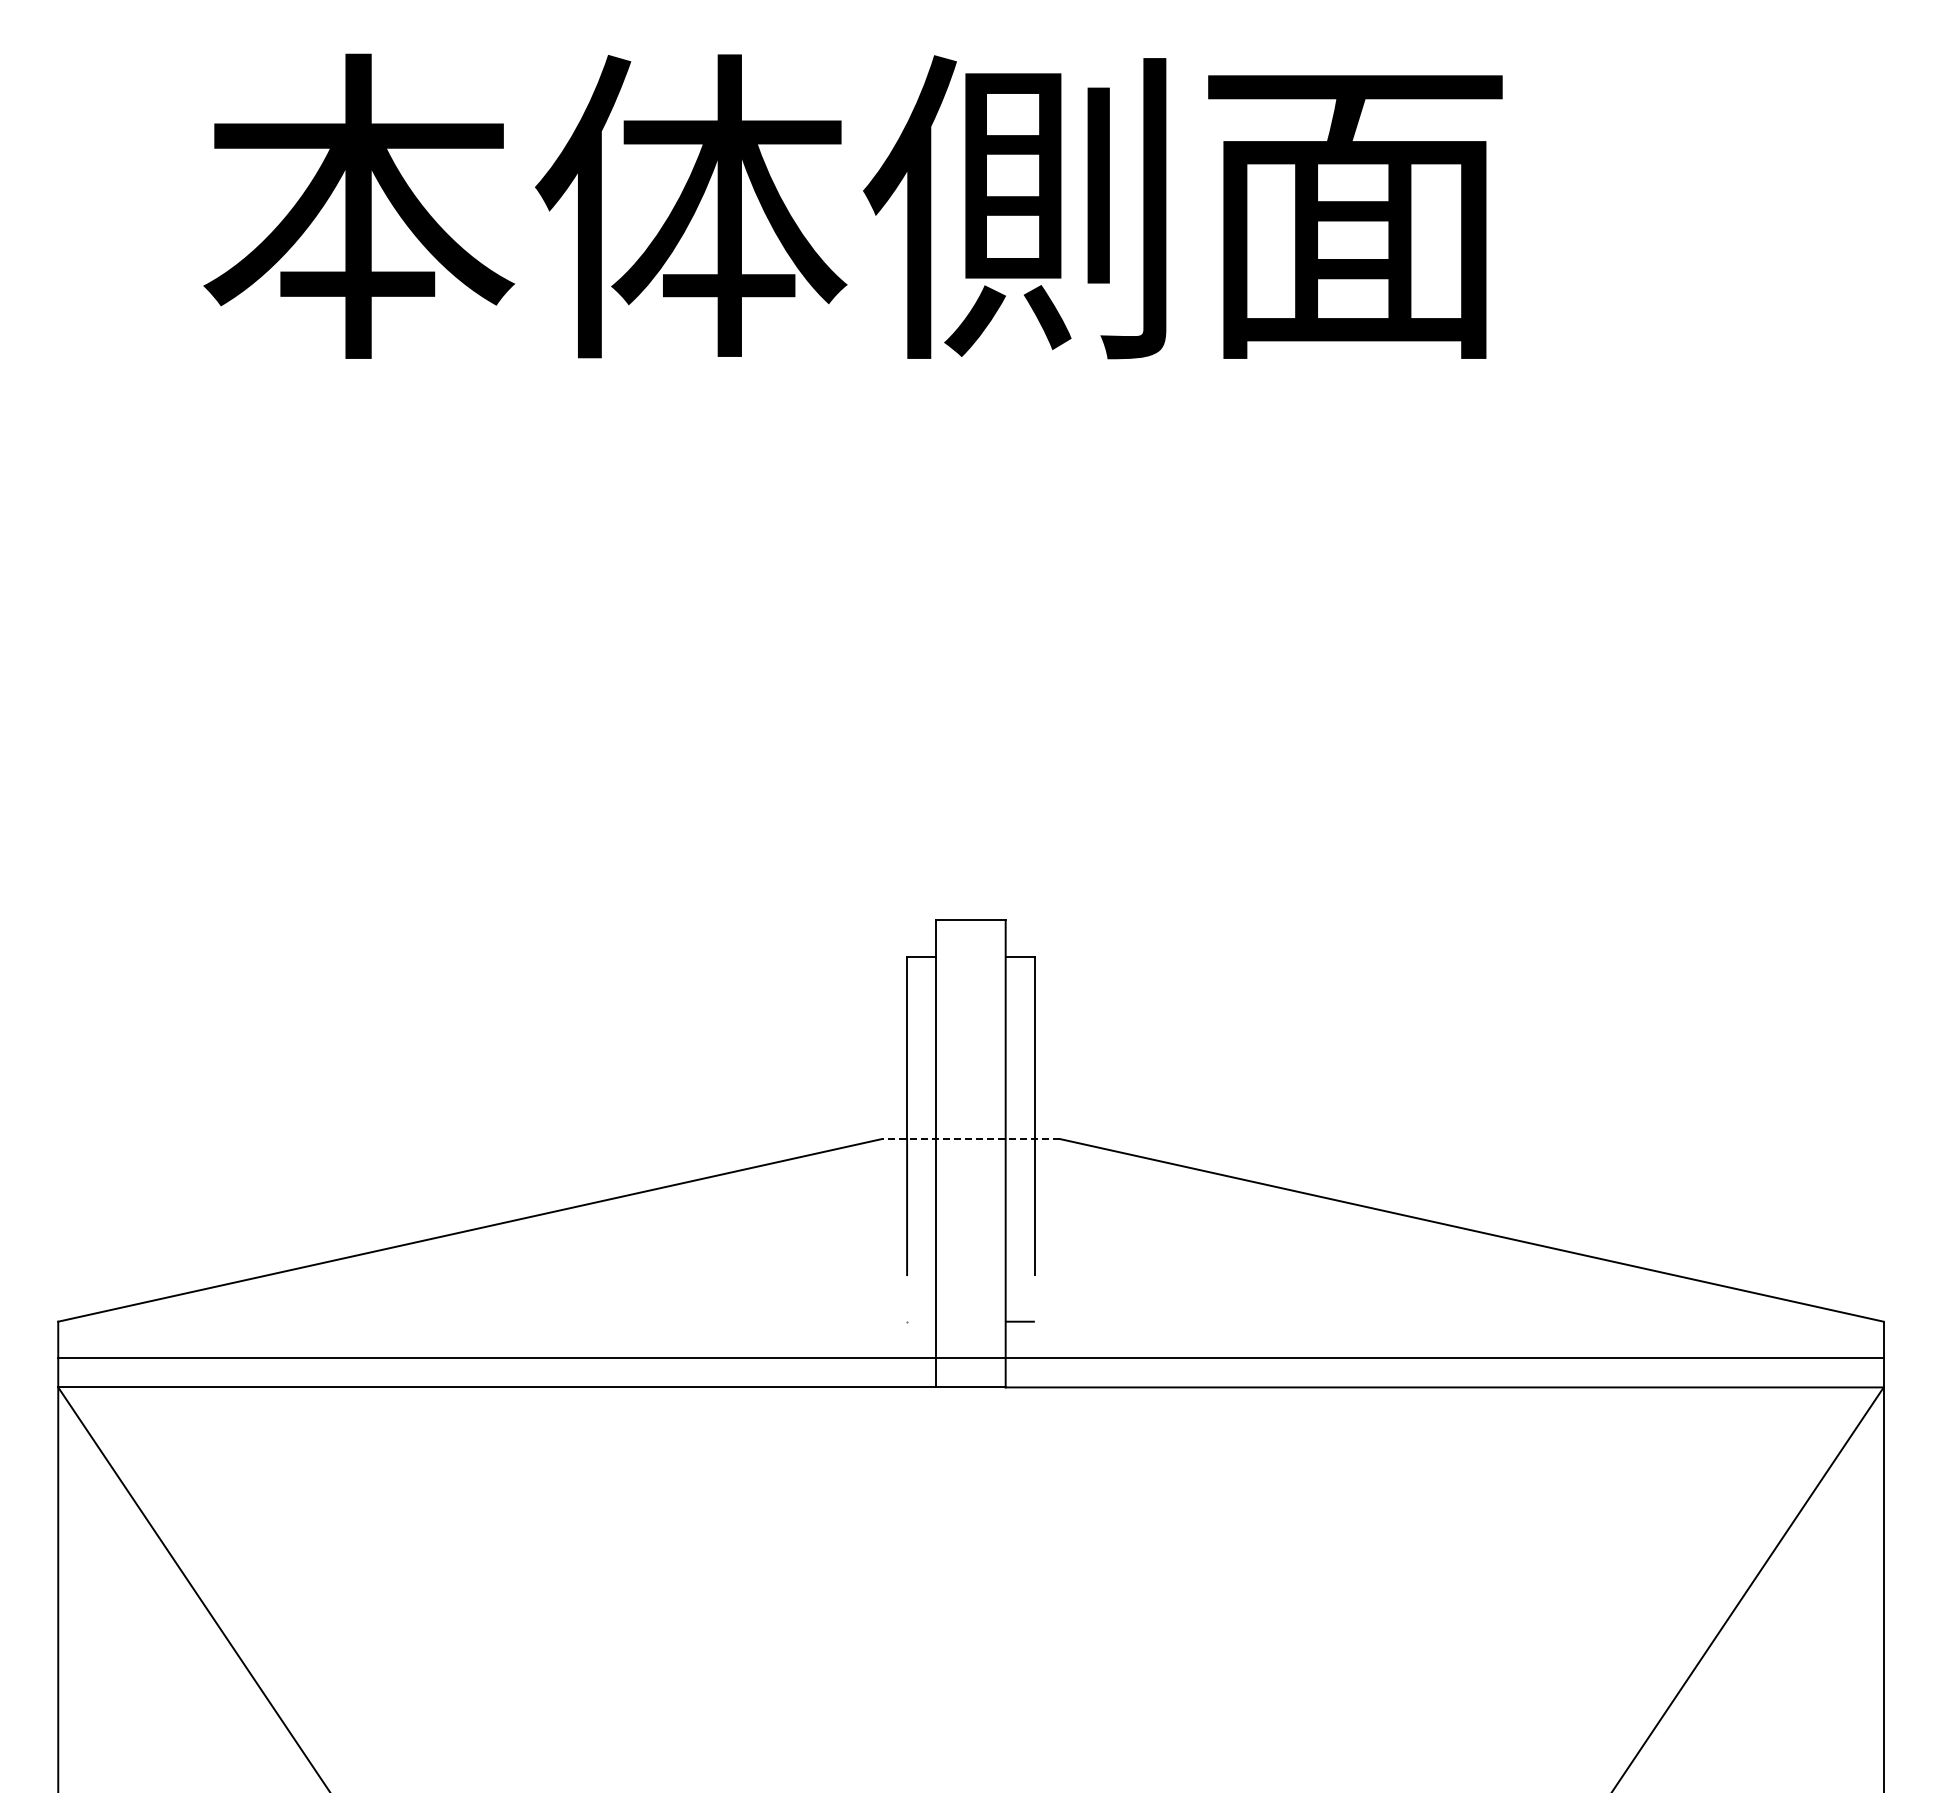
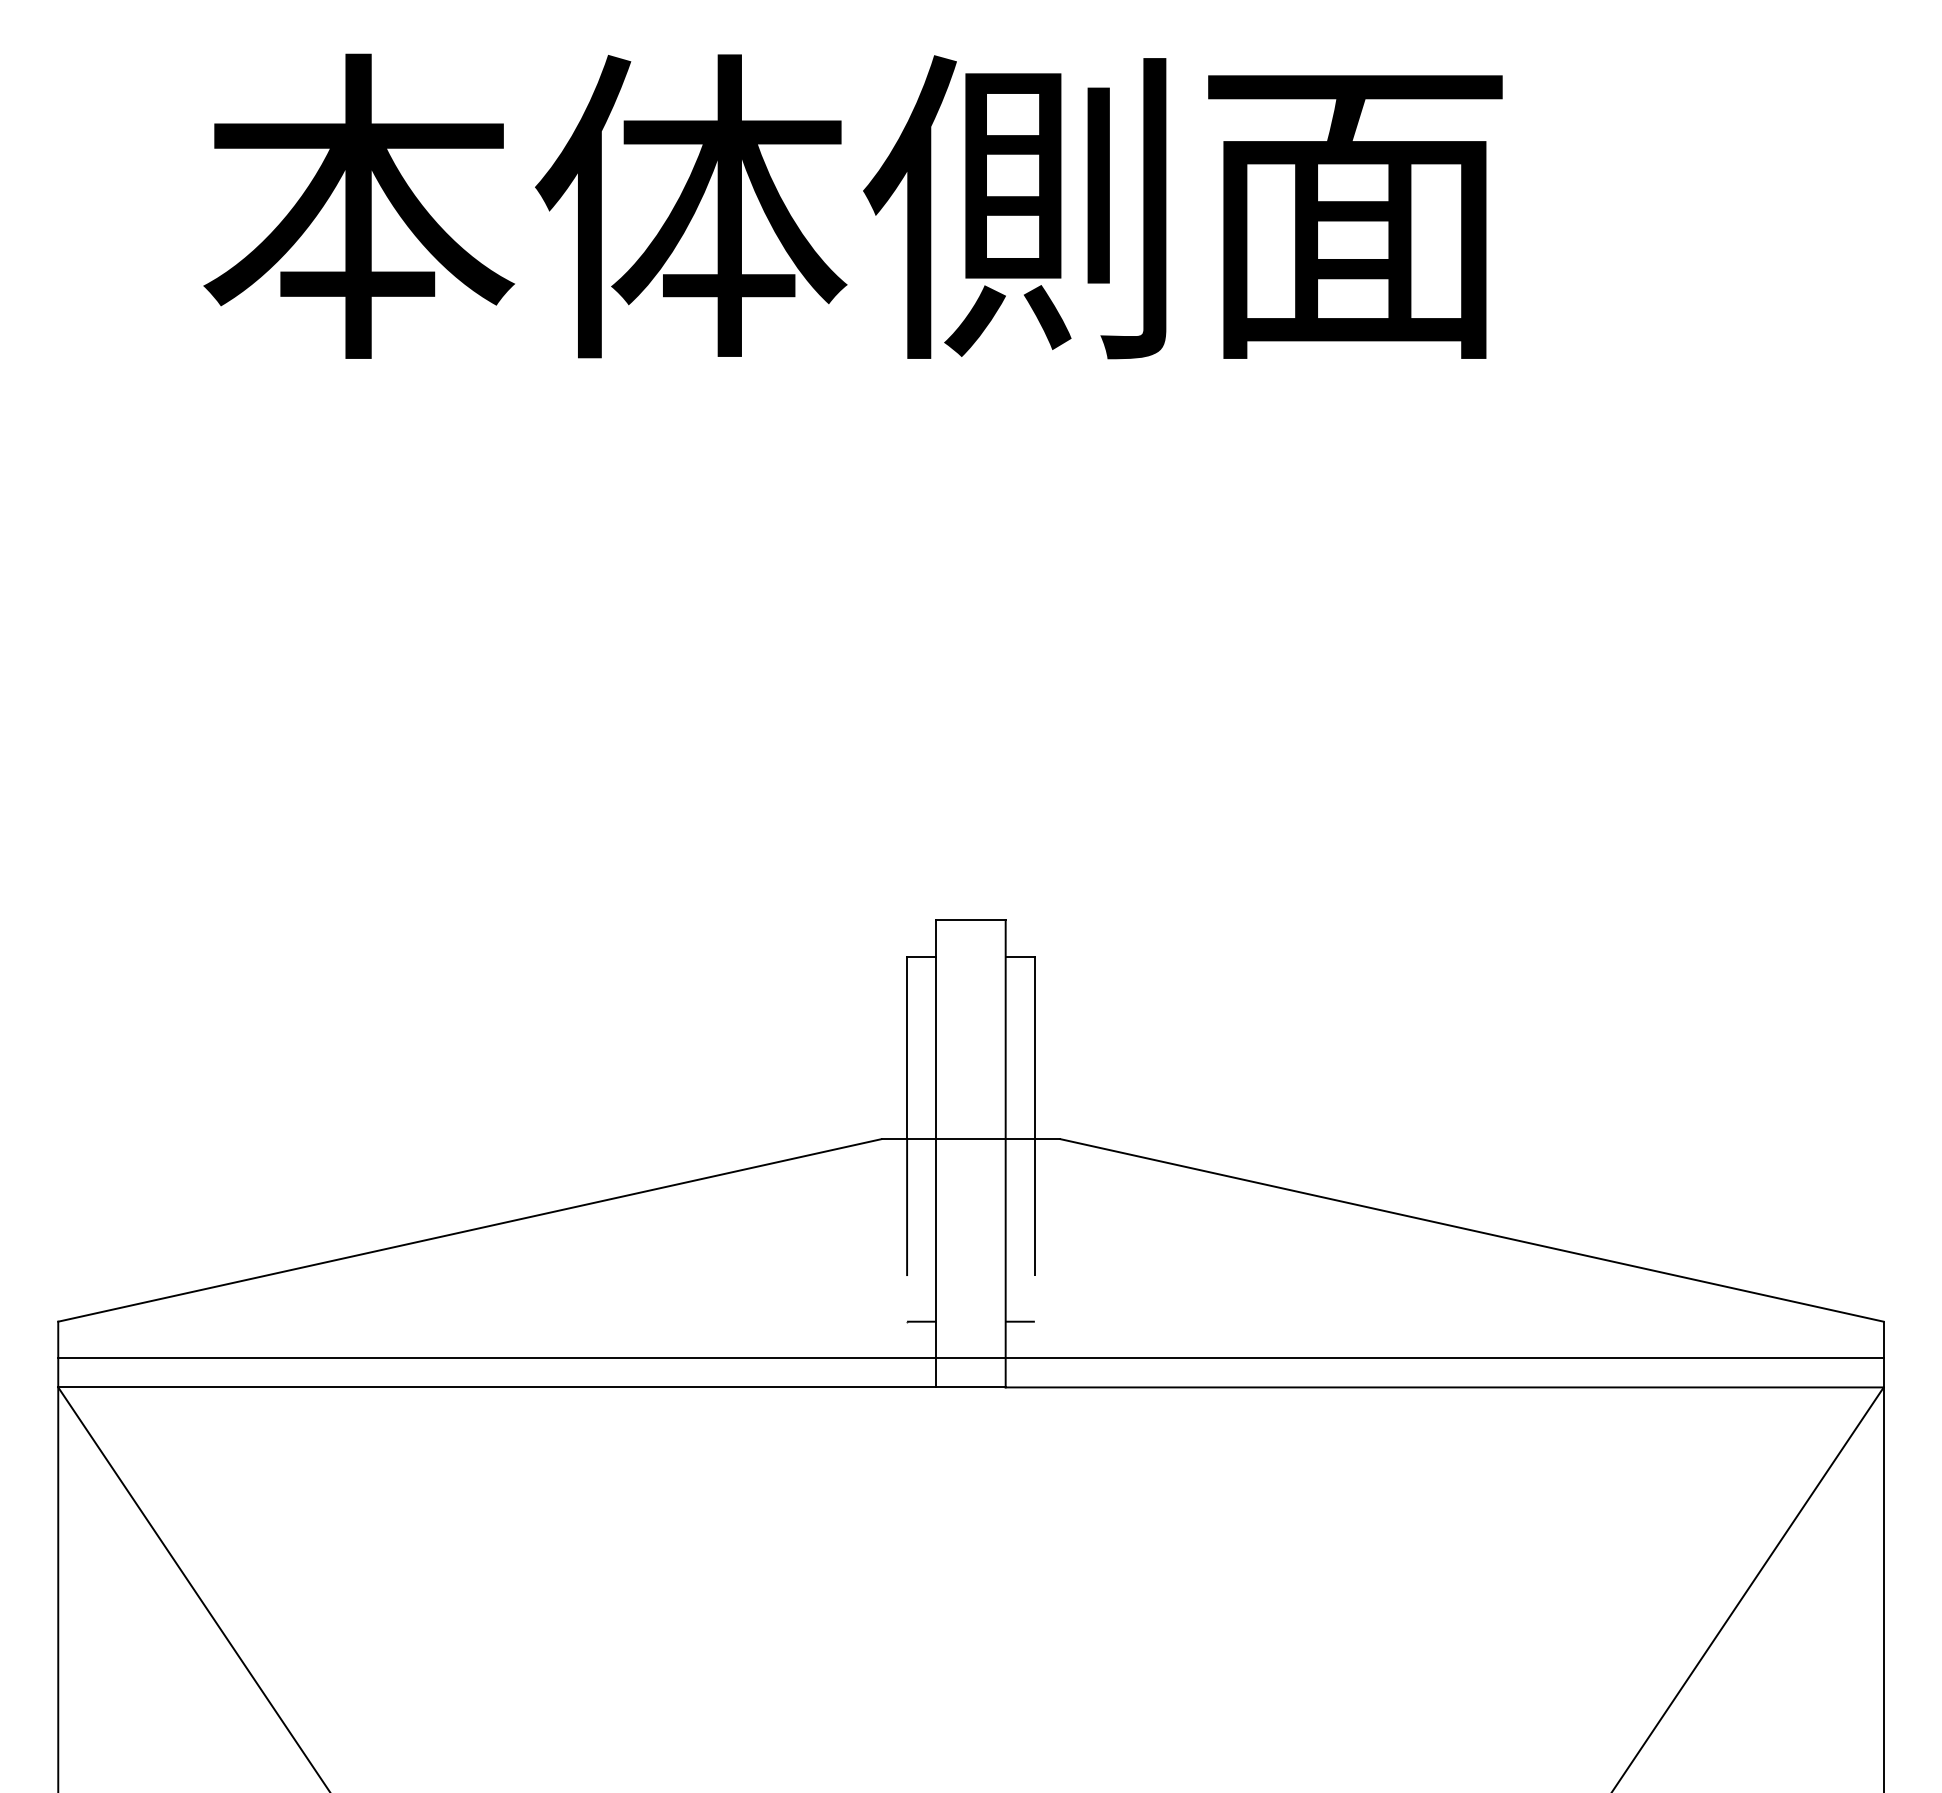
line: dashed -> solid (970, 1139)
line: none -> present (921, 1321)
